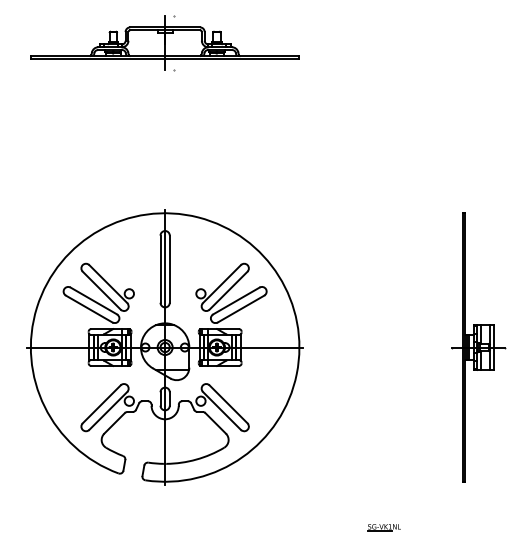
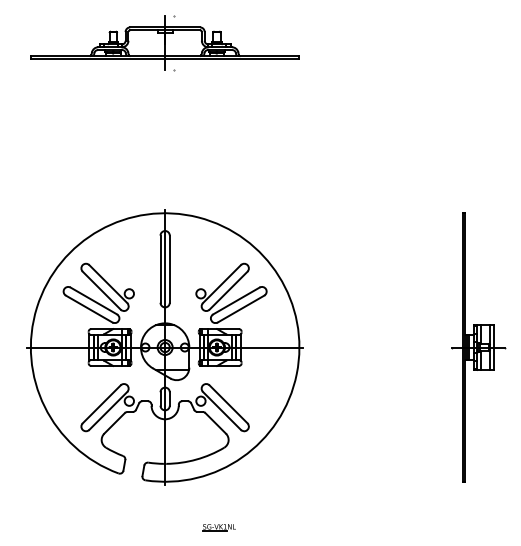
part position: (383, 527) -> (218, 527) (218, 527)
